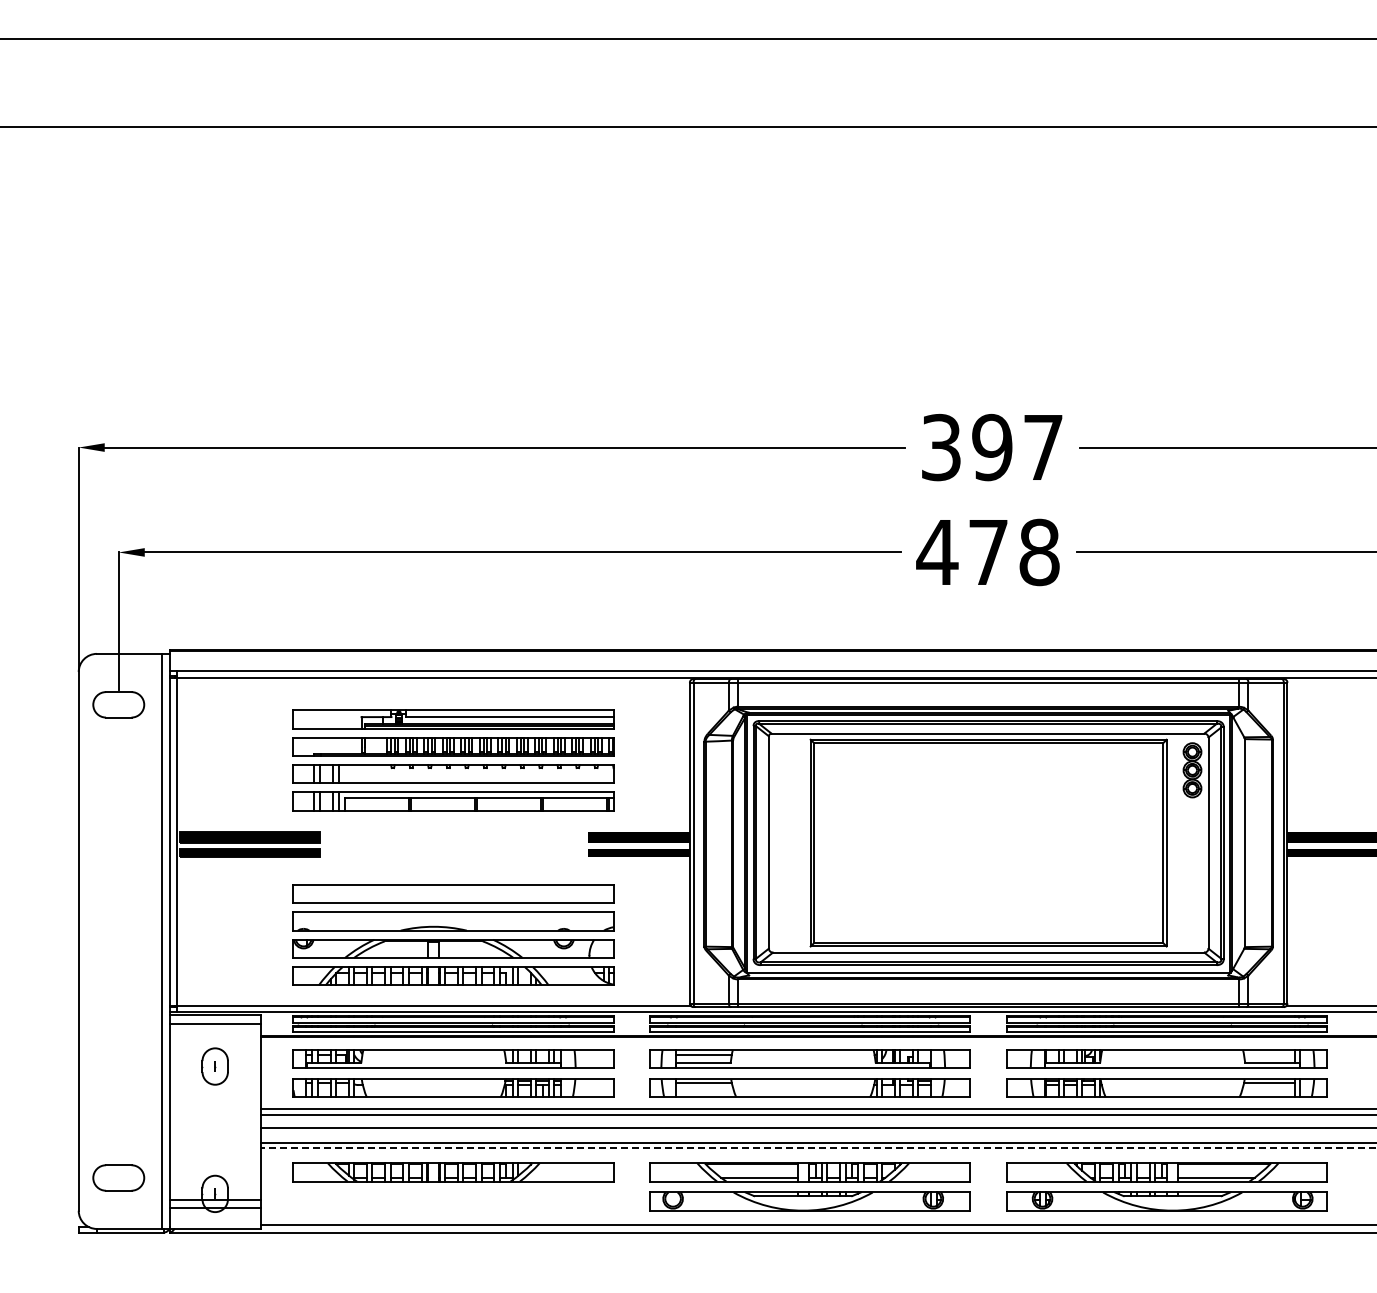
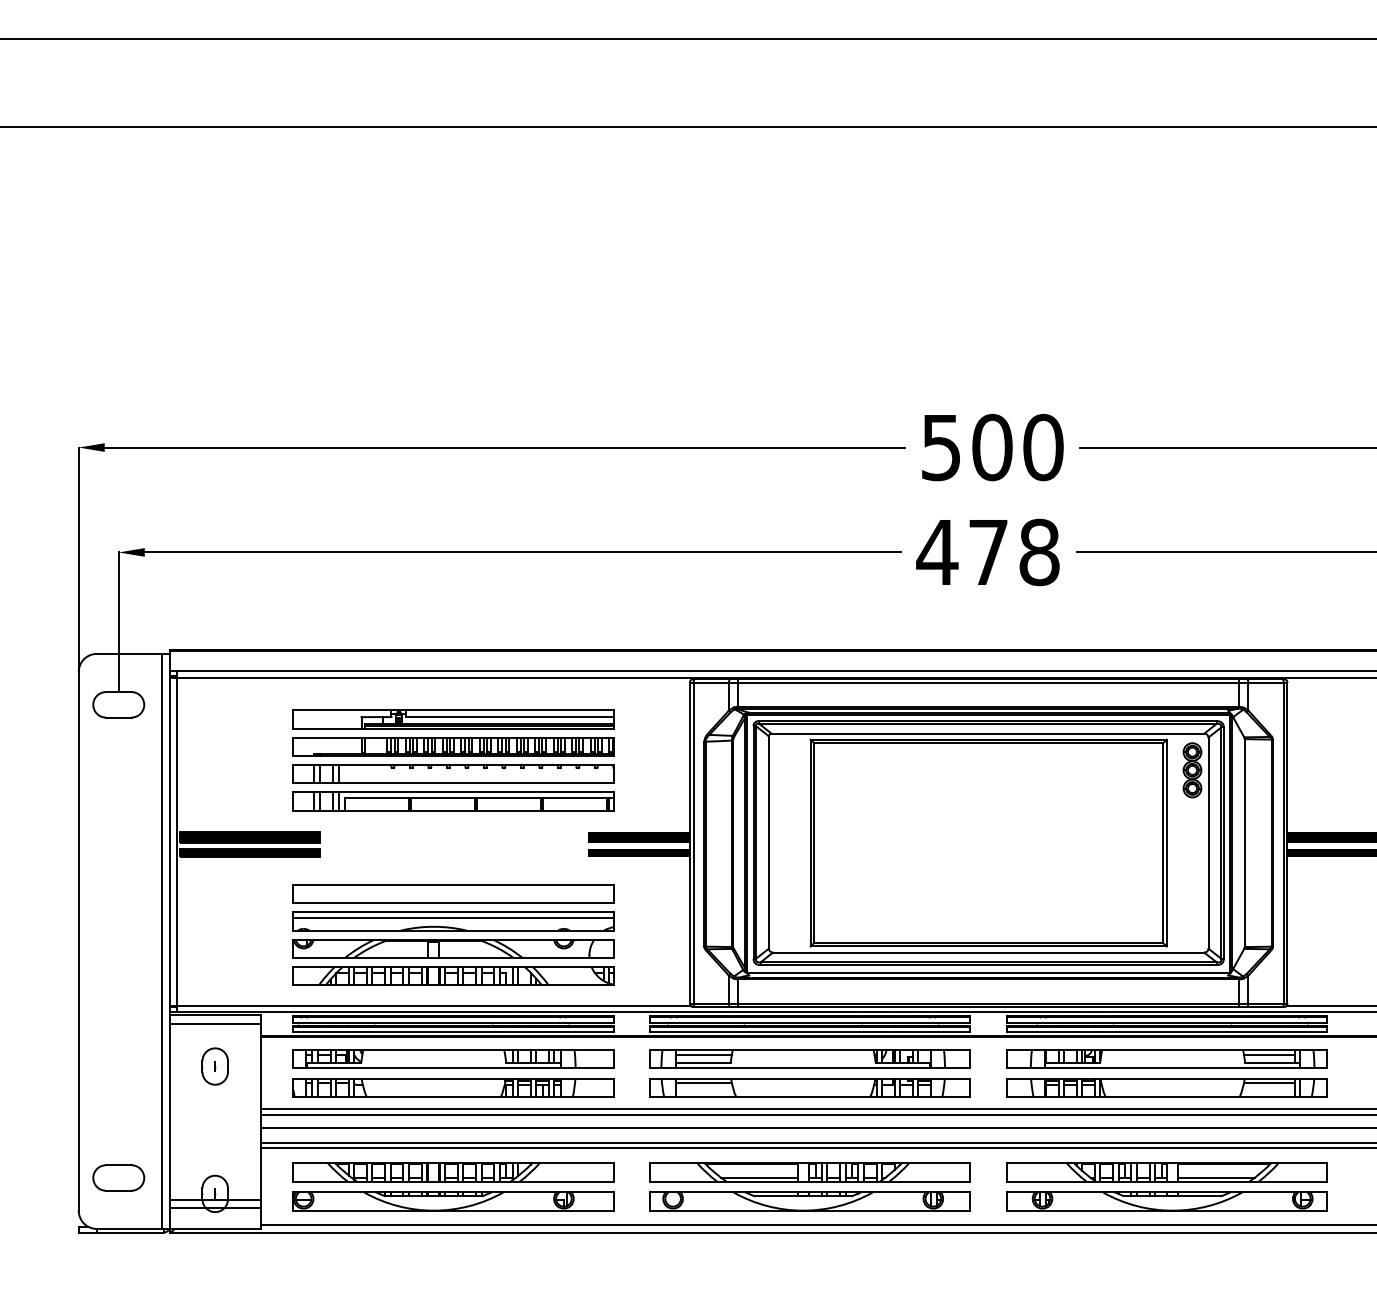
text: 397 -> 500 (992, 447)
line: none -> present (453, 918)
line: none -> present (1269, 1055)
line: dashed -> solid (818, 1148)
part: none -> present (453, 1201)
